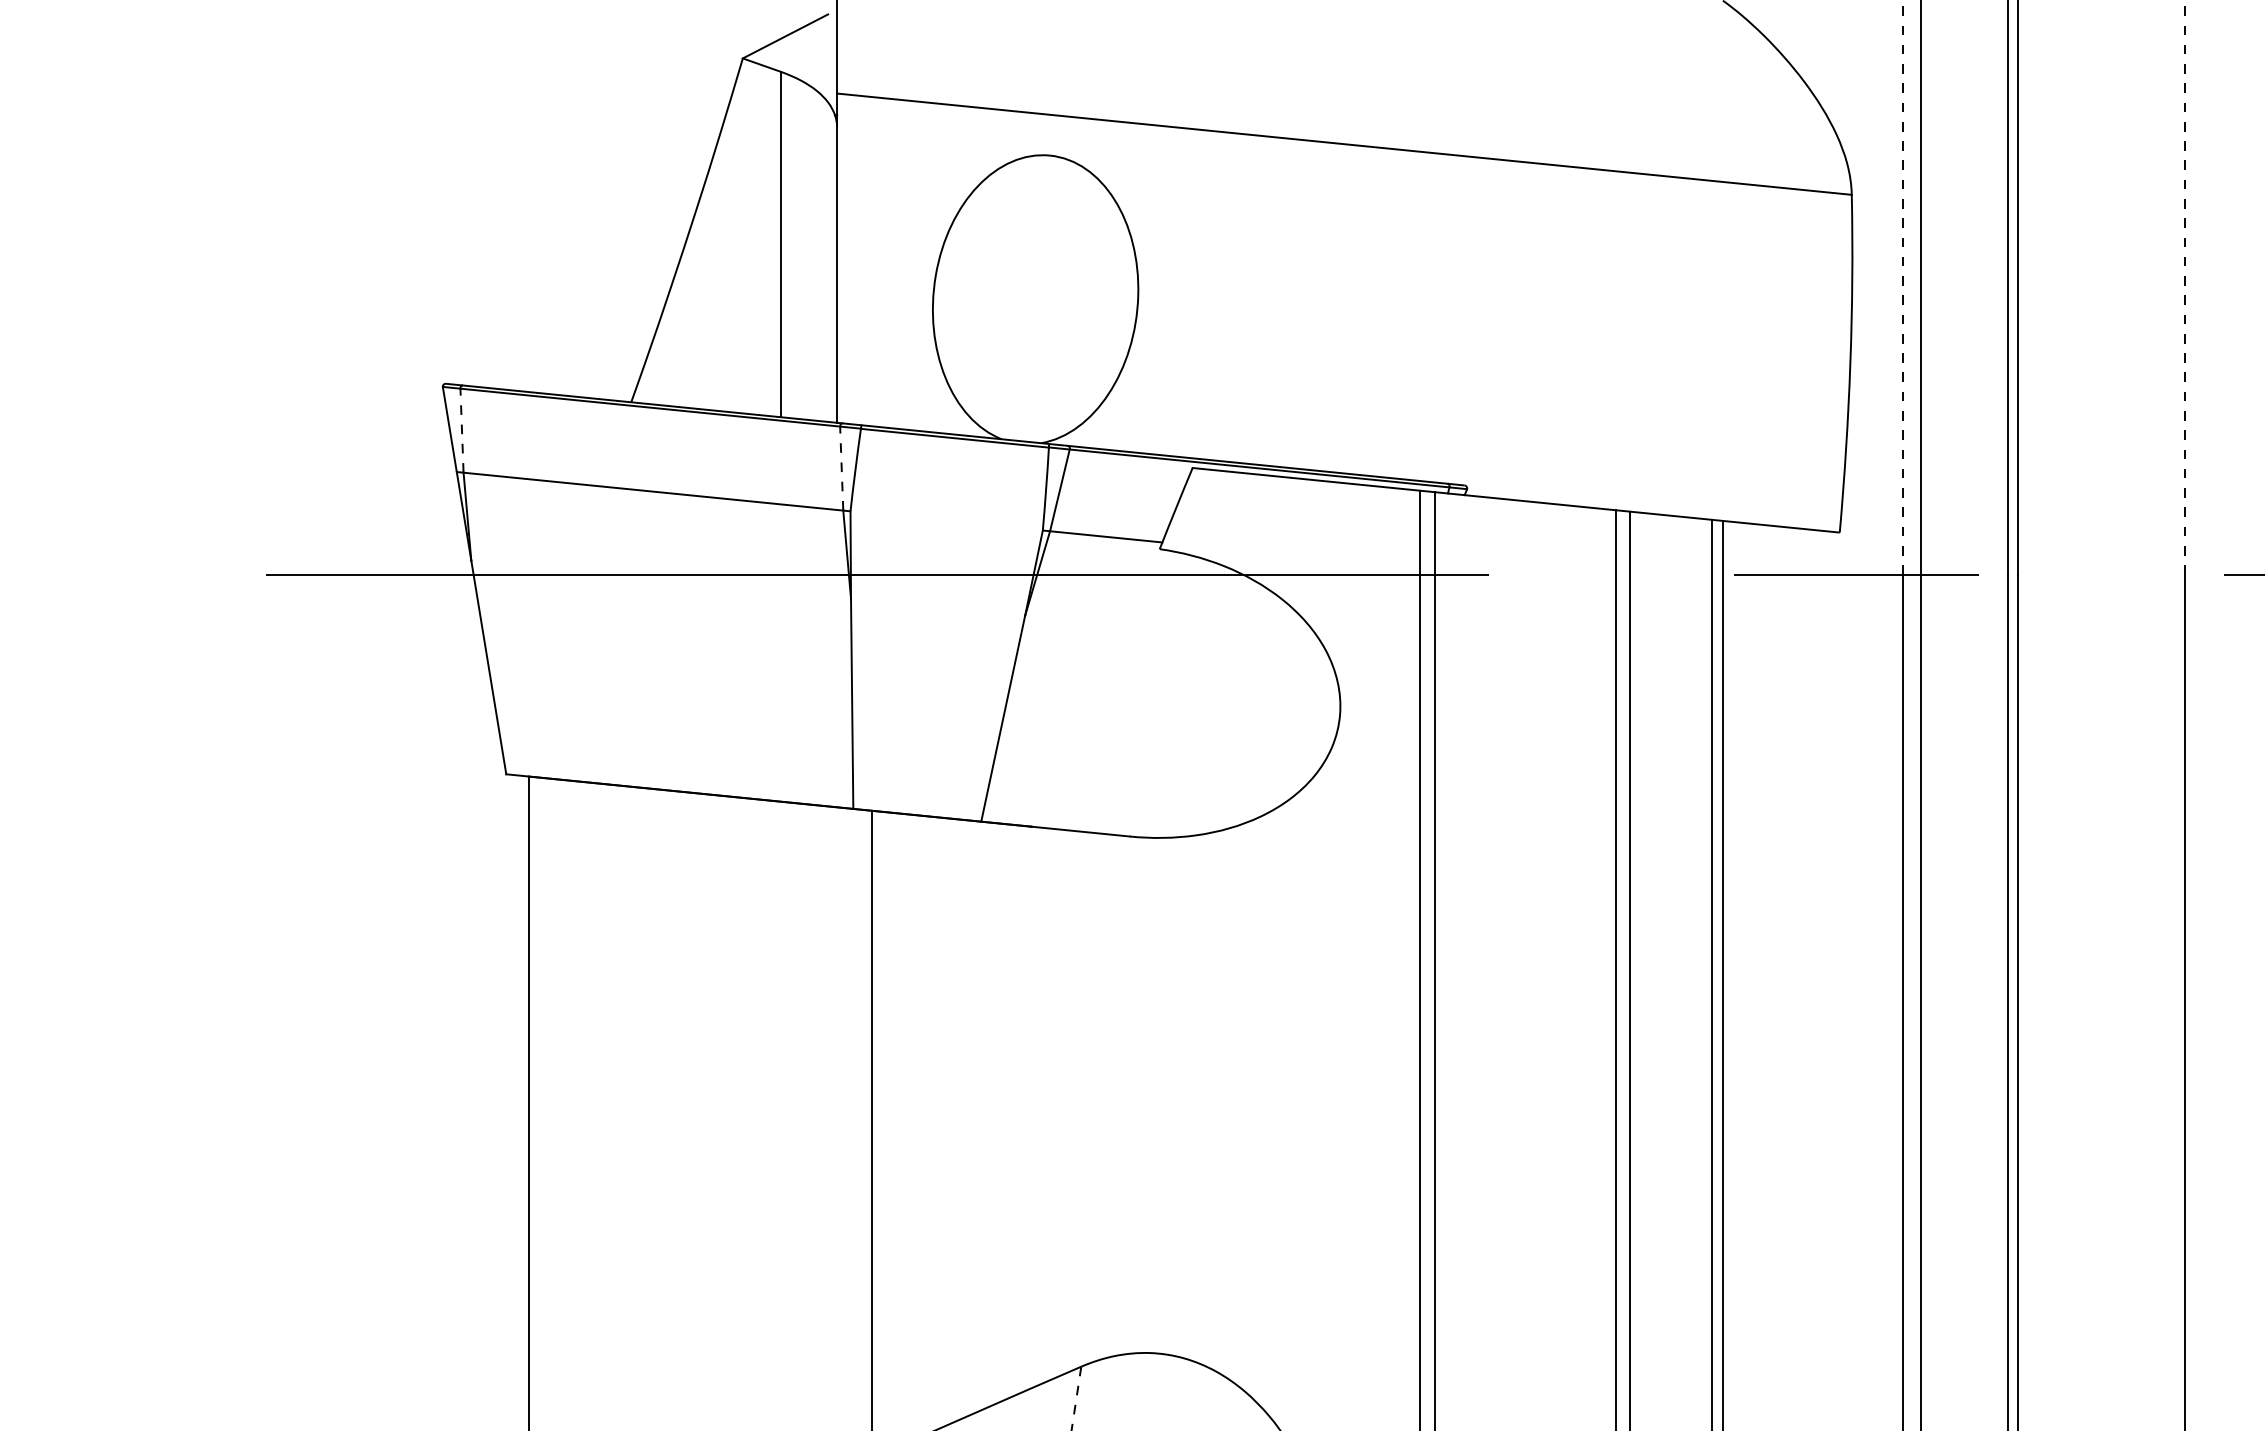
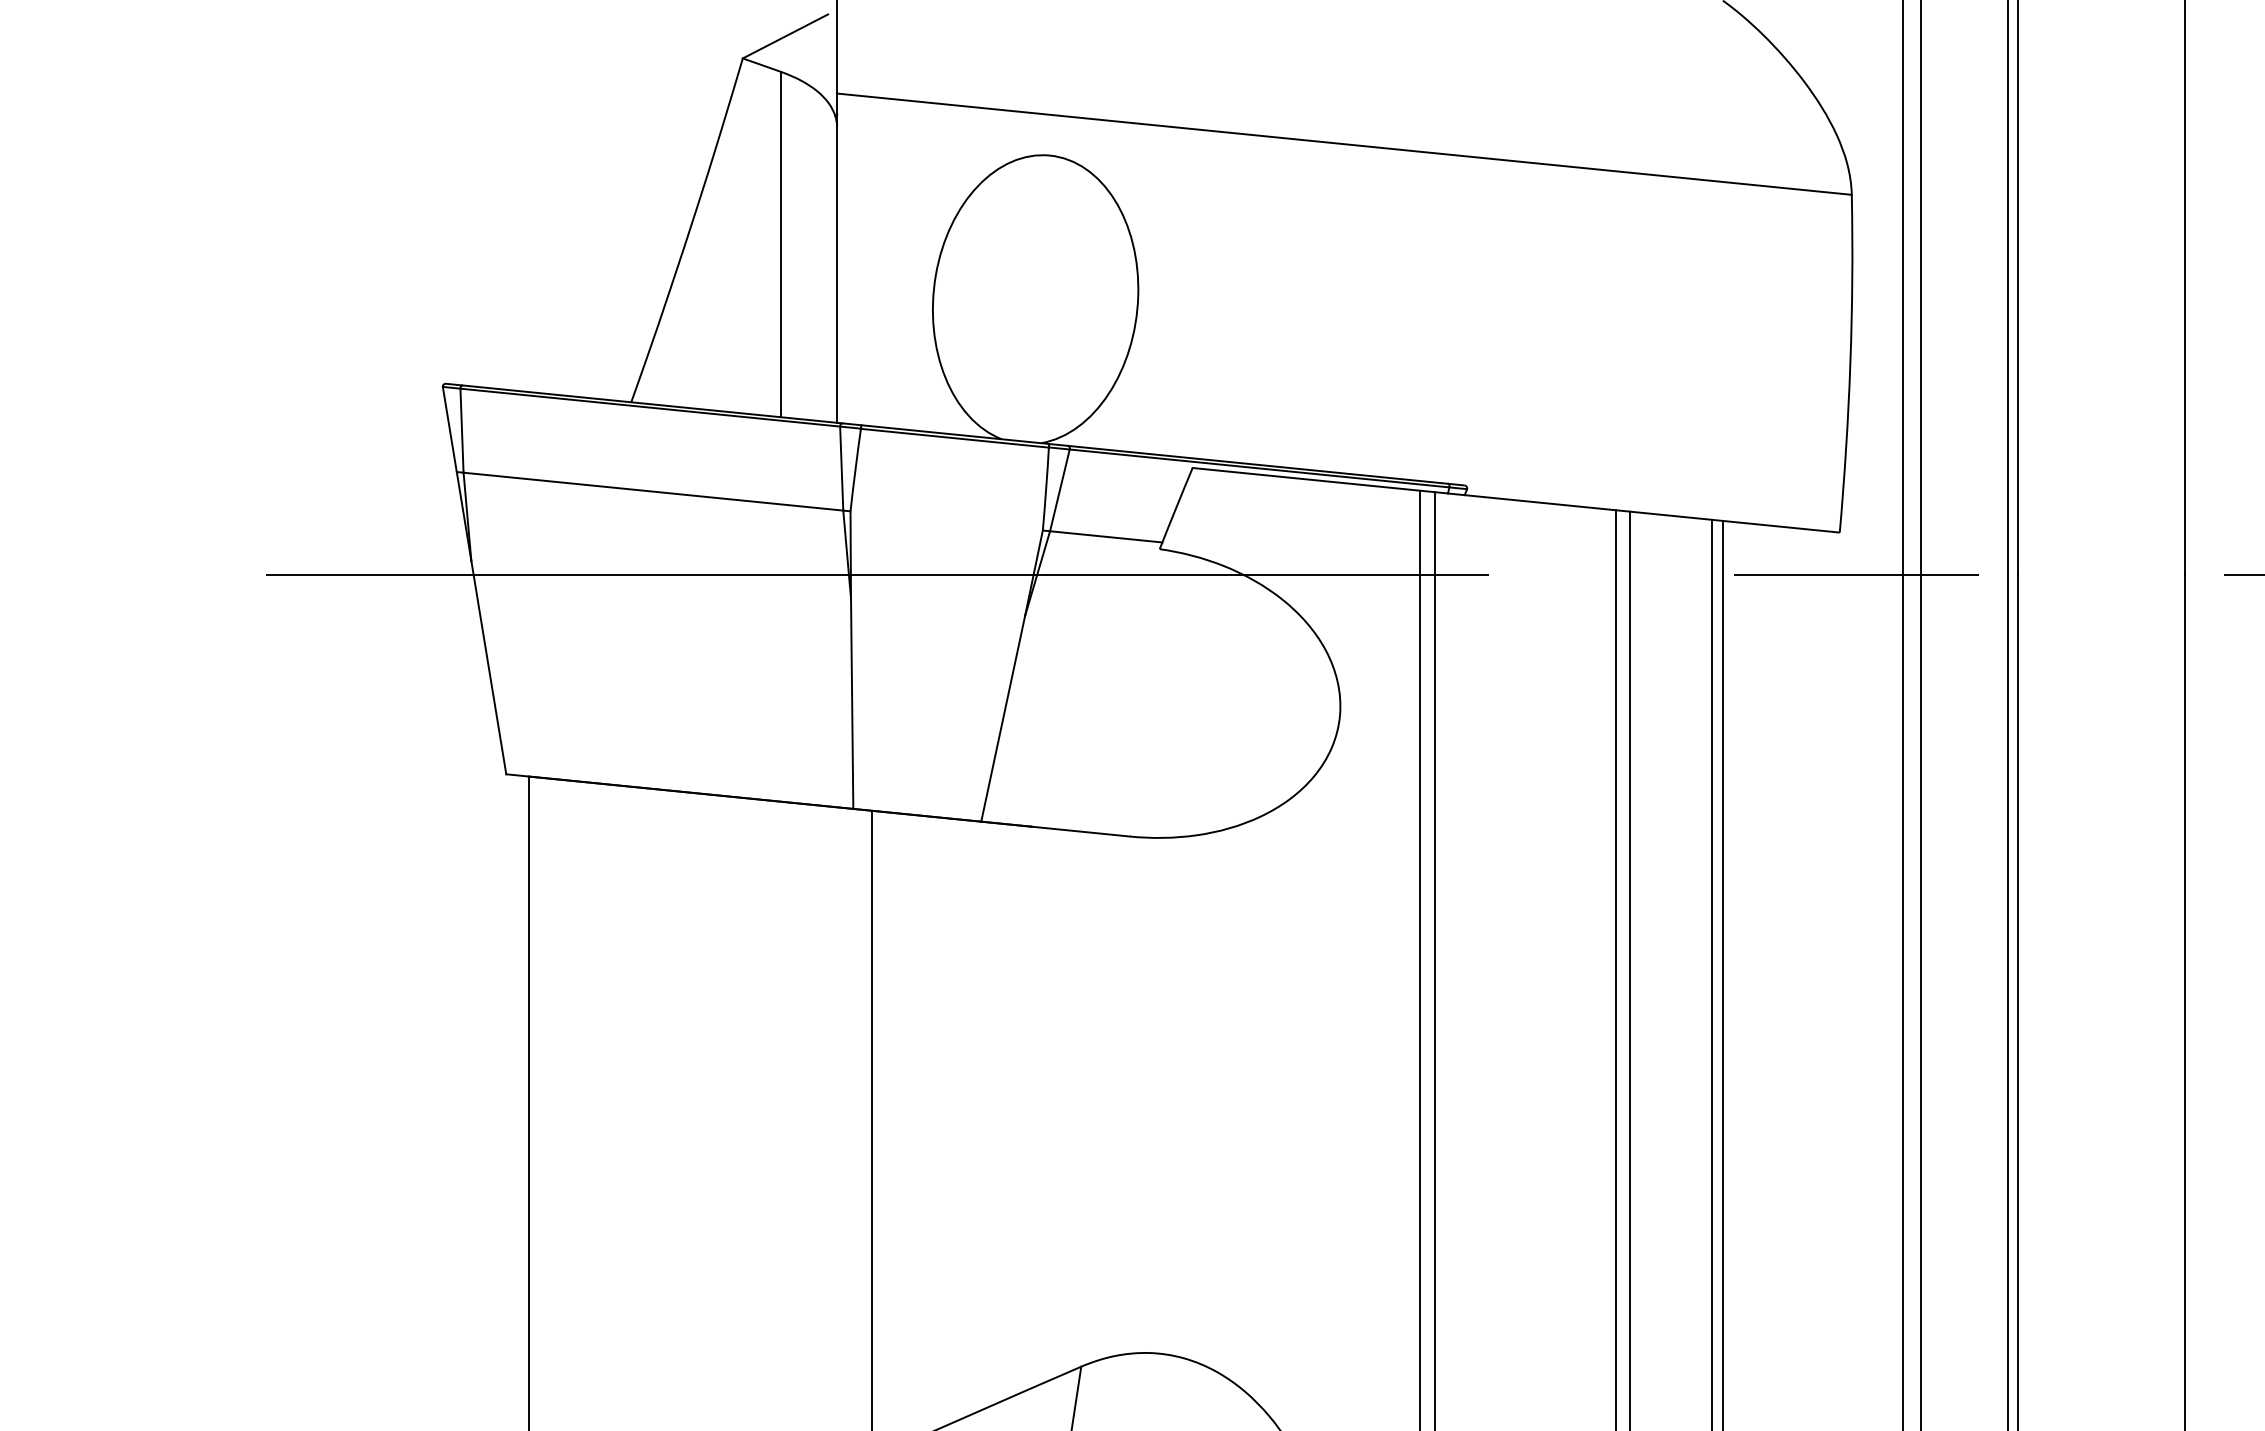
line: dashed -> solid (1903, 287)
line: dashed -> solid (2184, 287)
line: dashed -> solid (462, 430)
line: dashed -> solid (841, 468)
line: dashed -> solid (1076, 1399)
